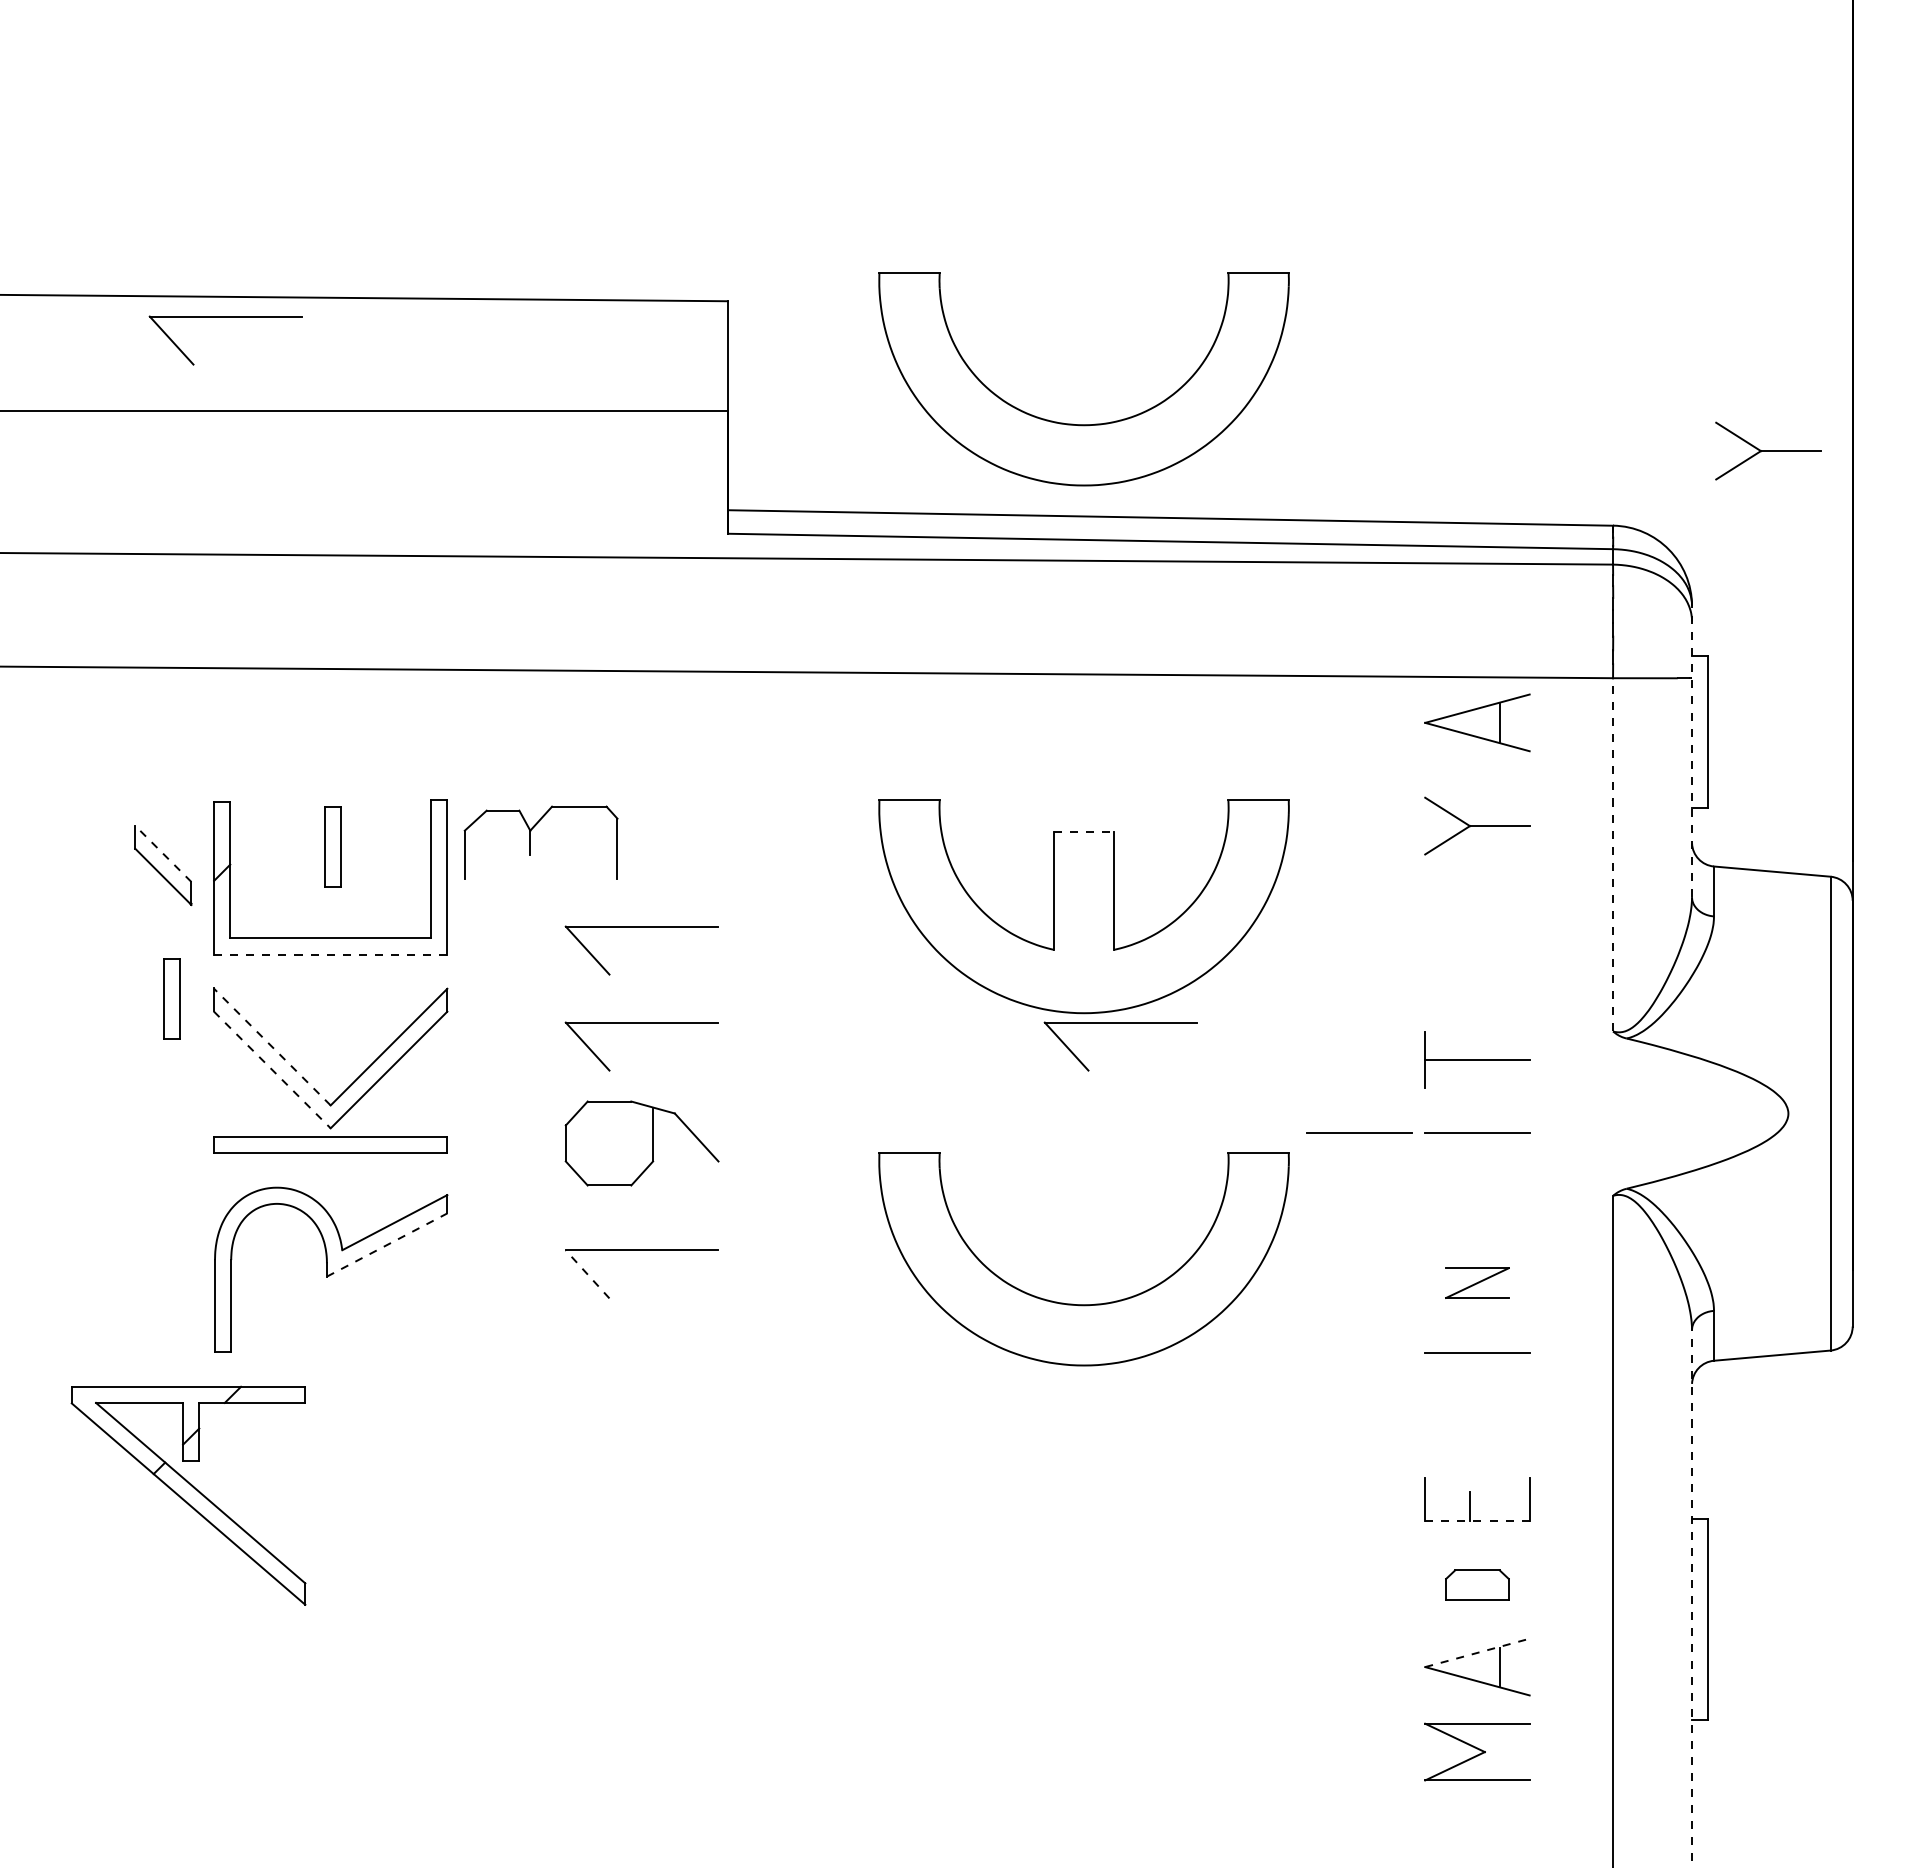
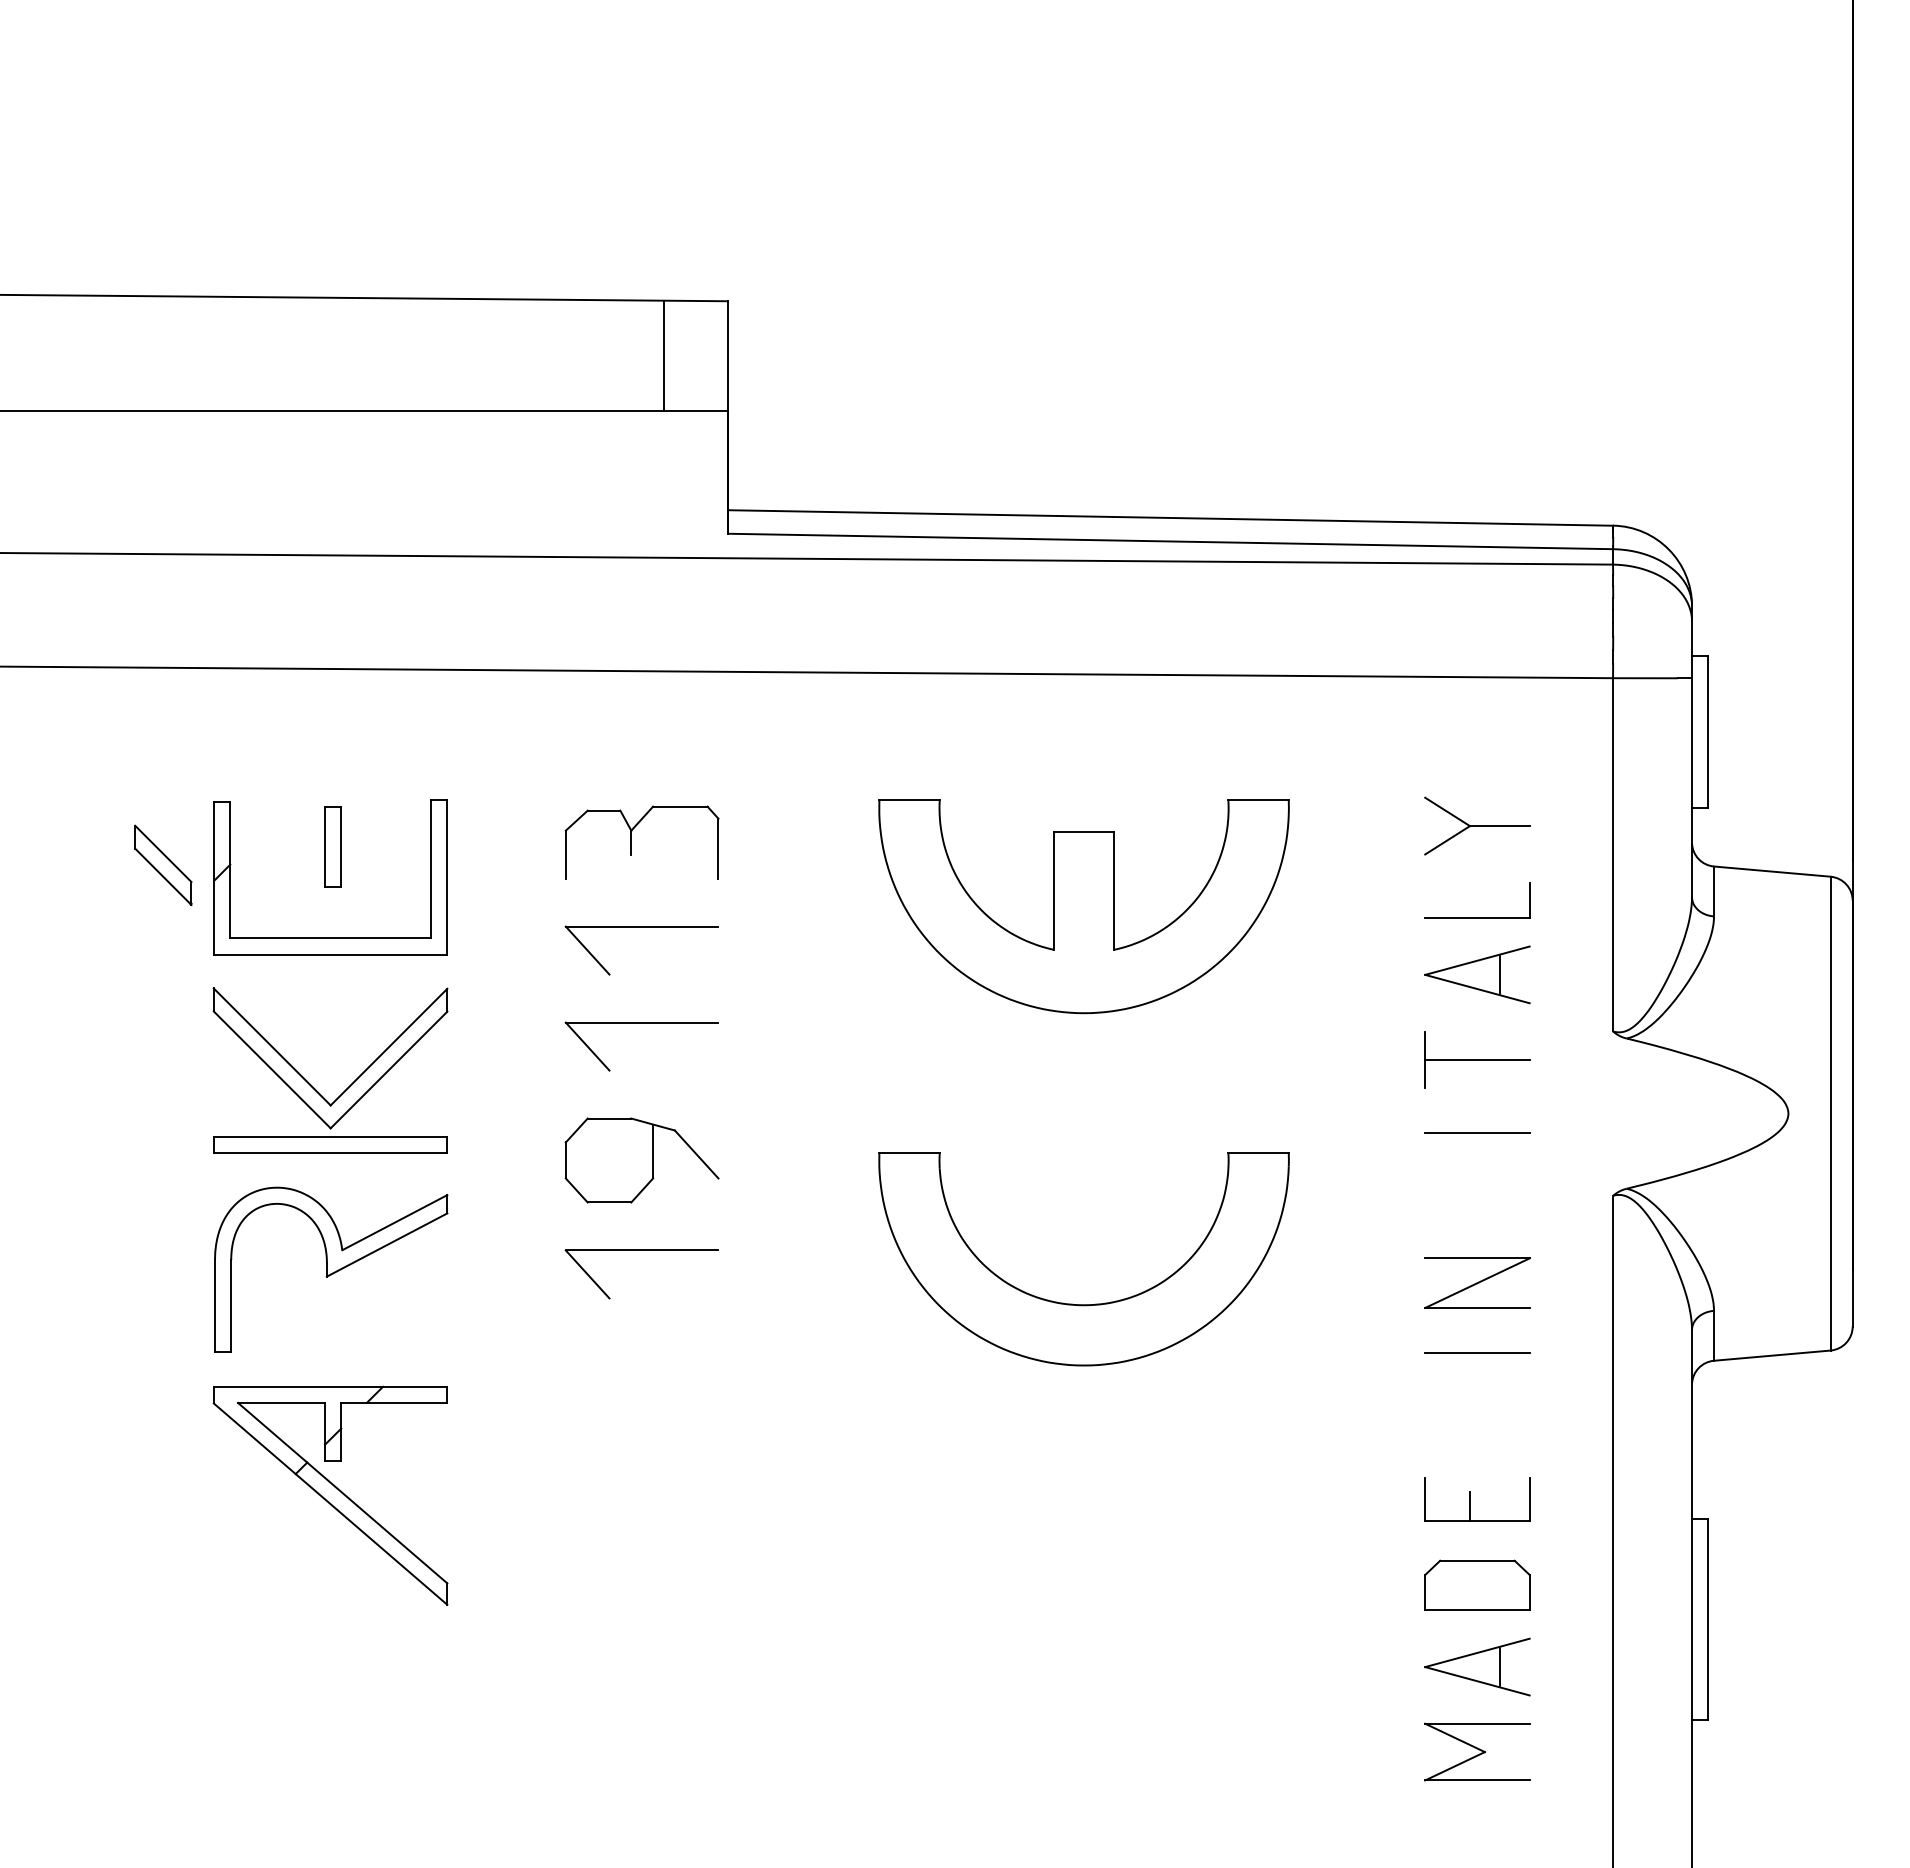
part: present -> none (225, 317)
line: none -> present (664, 355)
part: present -> none (1083, 424)
part: present -> none (1768, 450)
part position: (1477, 722) -> (1477, 974) (1477, 974)
line: dashed -> solid (1692, 751)
line: dashed -> solid (1084, 832)
part position: (530, 842) -> (631, 842) (631, 842)
line: dashed -> solid (163, 853)
line: dashed -> solid (1613, 854)
part: none -> present (1477, 917)
line: dashed -> solid (330, 954)
part: present -> none (171, 998)
part: present -> none (1120, 1023)
line: dashed -> solid (272, 1046)
line: dashed -> solid (272, 1069)
line: present -> none (1359, 1132)
part position: (641, 1143) -> (641, 1160) (641, 1160)
line: dashed -> solid (387, 1244)
line: dashed -> solid (587, 1274)
part size: 65x32 px -> 107x52 px (1477, 1282)
part position: (188, 1495) -> (330, 1495) (330, 1495)
line: dashed -> solid (1476, 1520)
part size: 65x32 px -> 107x52 px (1477, 1584)
line: dashed -> solid (1692, 1599)
line: dashed -> solid (1477, 1652)
